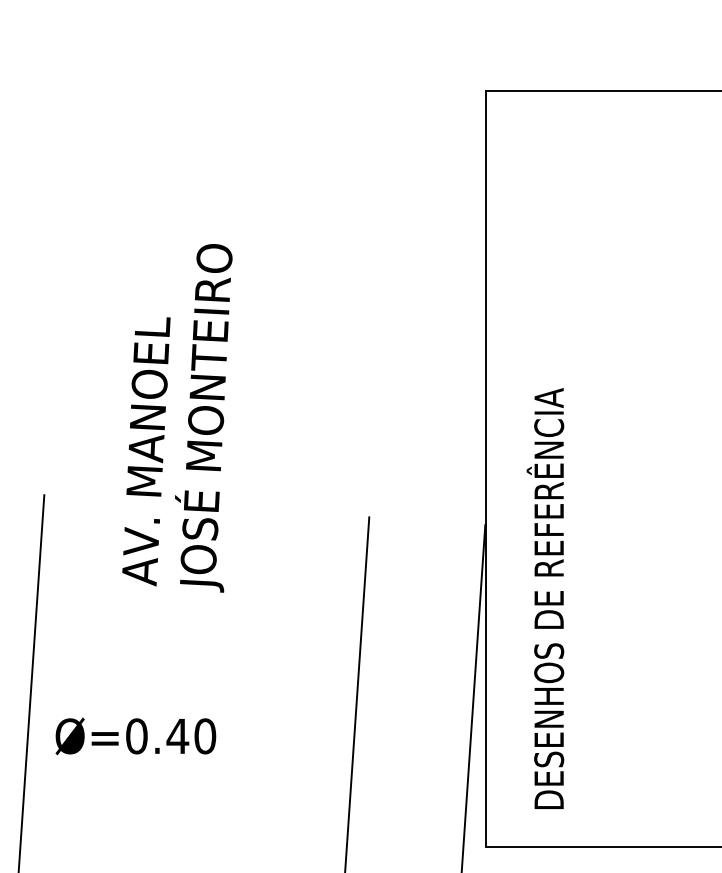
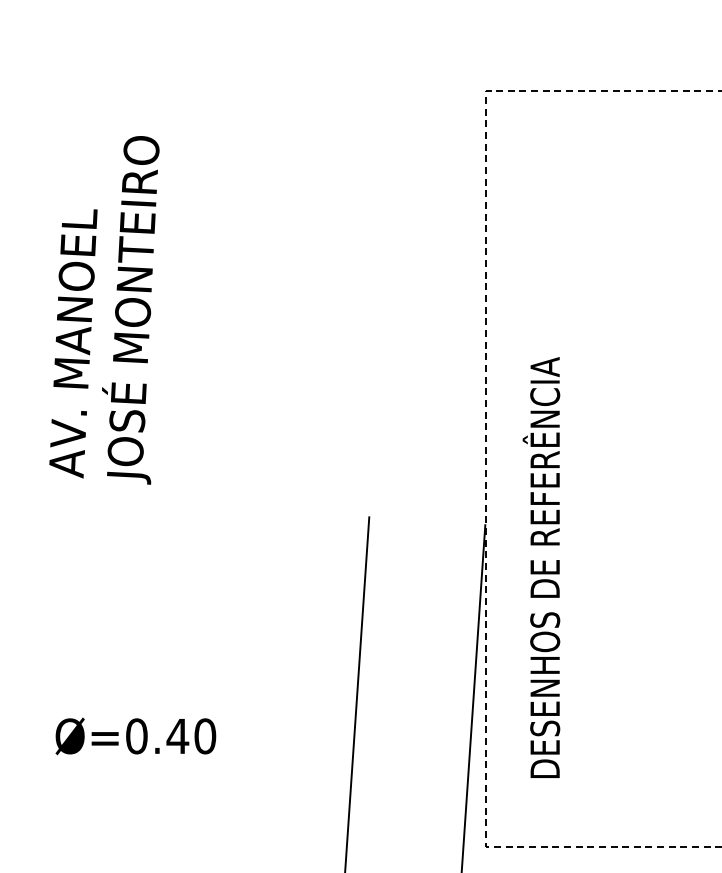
text position: (177, 418) -> (104, 310) (104, 310)
line: solid -> dashed (486, 469)
text position: (545, 598) -> (541, 567) (541, 567)
line: present -> none (31, 682)
